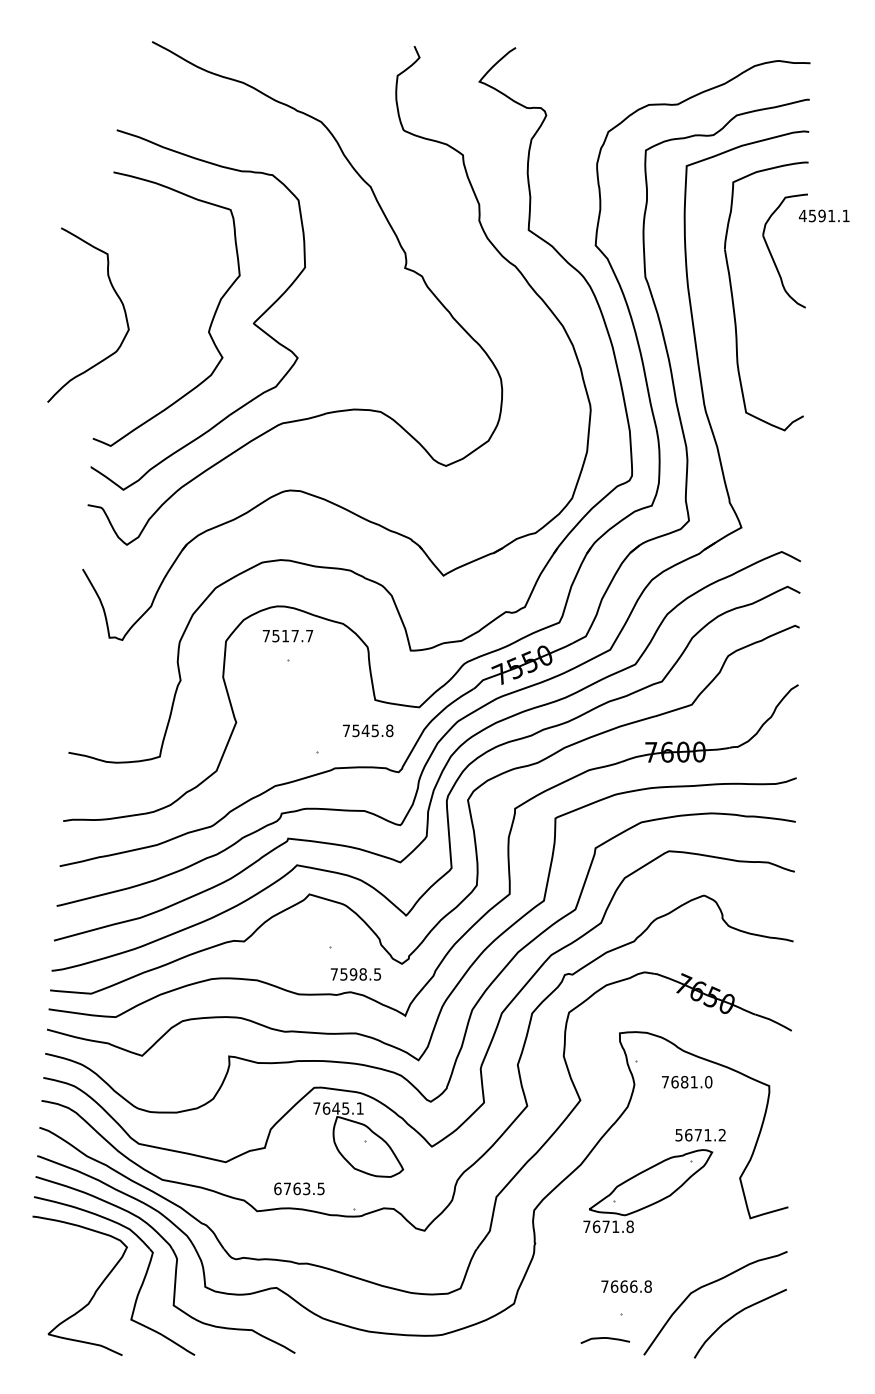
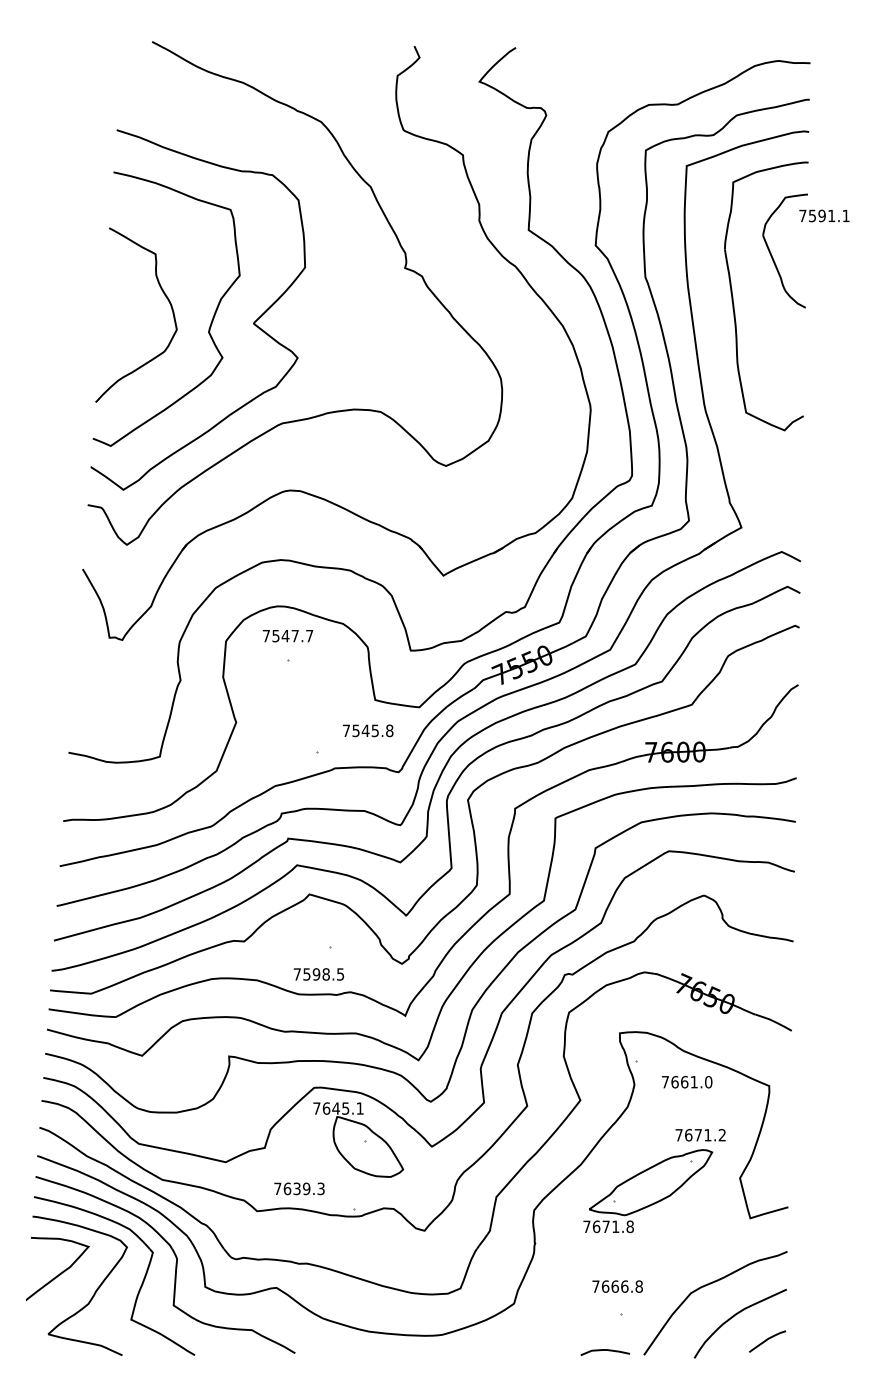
text: 4591.1 -> 7591.1 (802, 215)
curve position: (116, 295) -> (164, 295) (164, 295)
text: 7517.7 -> 7547.7 (285, 636)
text position: (355, 974) -> (318, 974) (318, 974)
text: 7681.0 -> 7661.0 (684, 1082)
text: 5671.2 -> 7671.2 (678, 1135)
text: 6763.5 -> 7639.3 (299, 1188)
part: none -> present (57, 1269)
text position: (626, 1286) -> (617, 1286) (617, 1286)
curve position: (605, 1338) -> (605, 1350) (605, 1350)
curve: none -> present (767, 1340)
